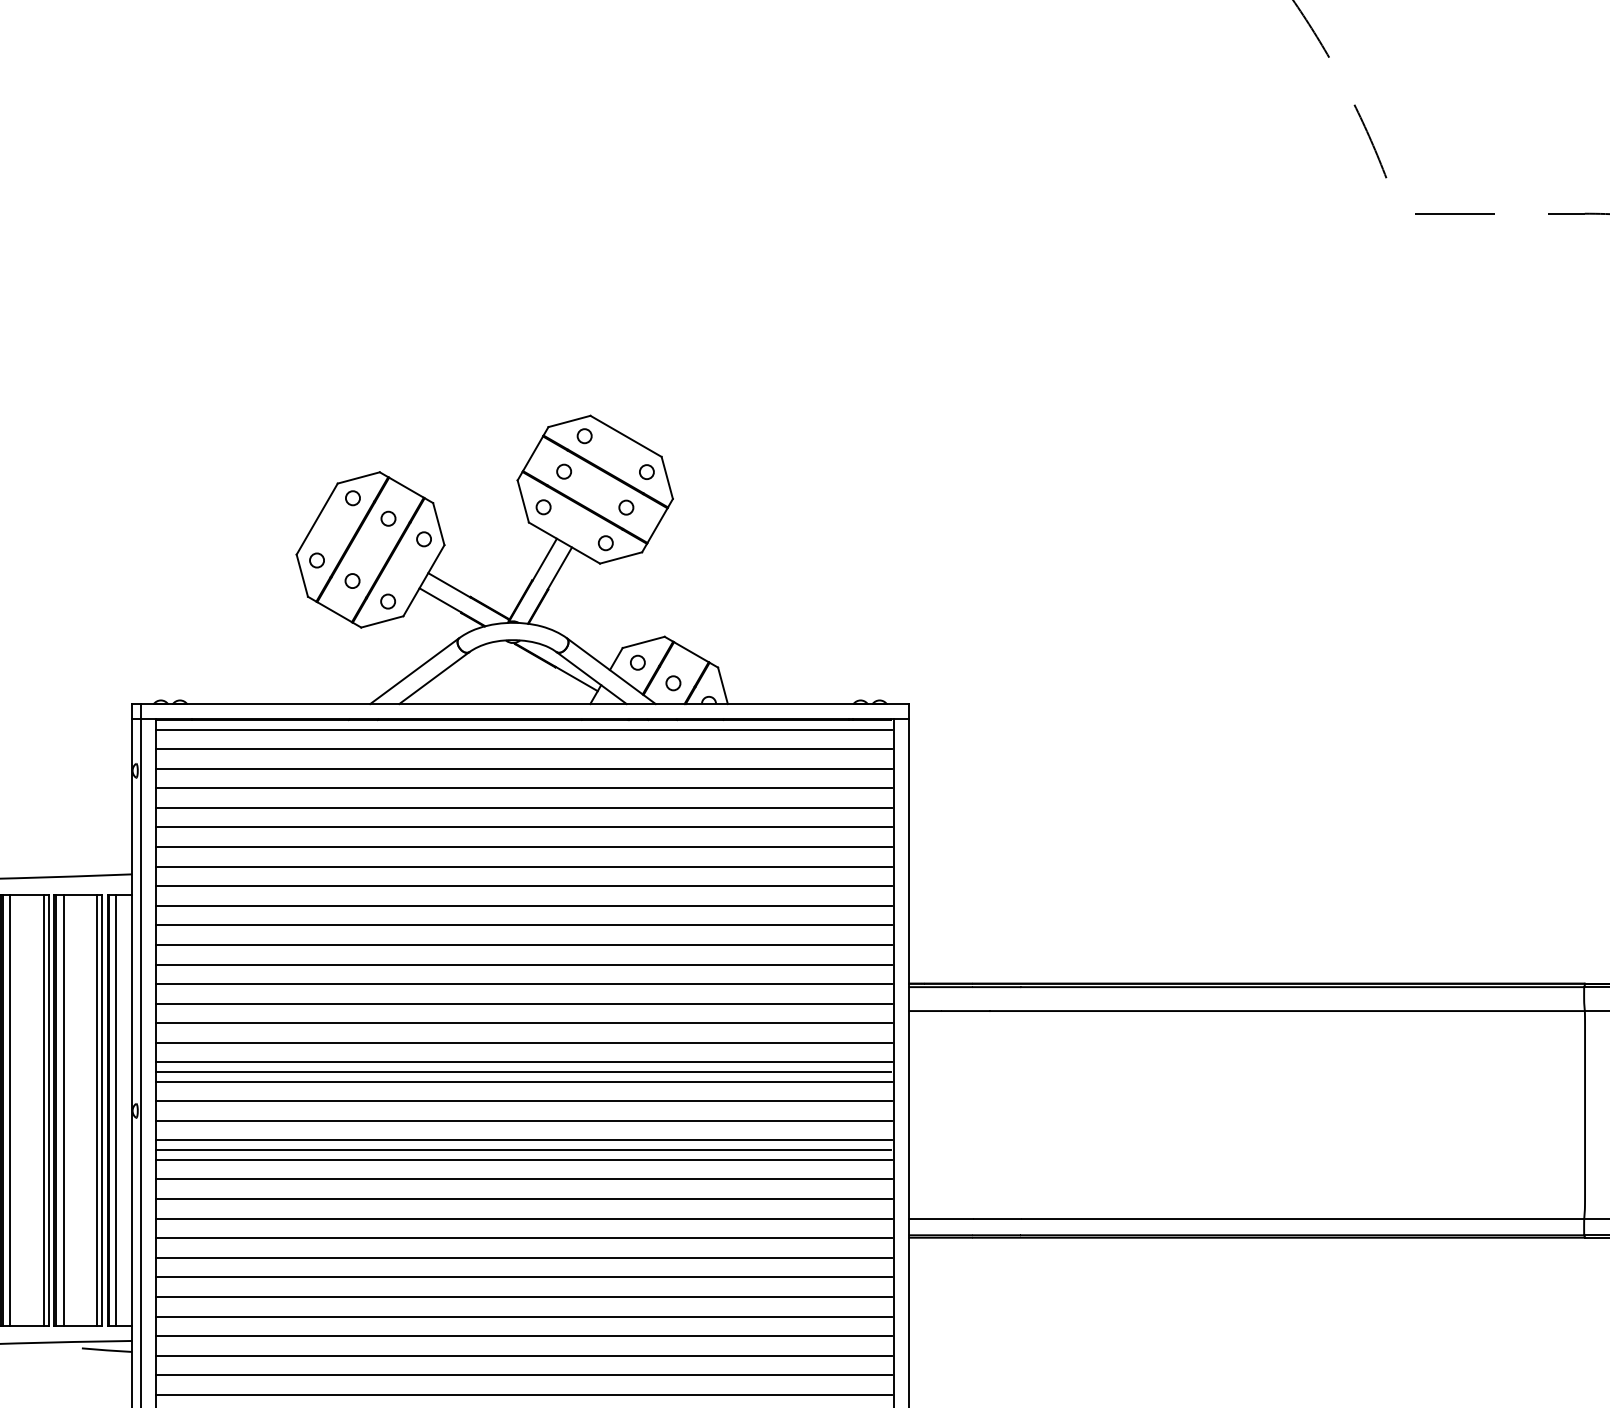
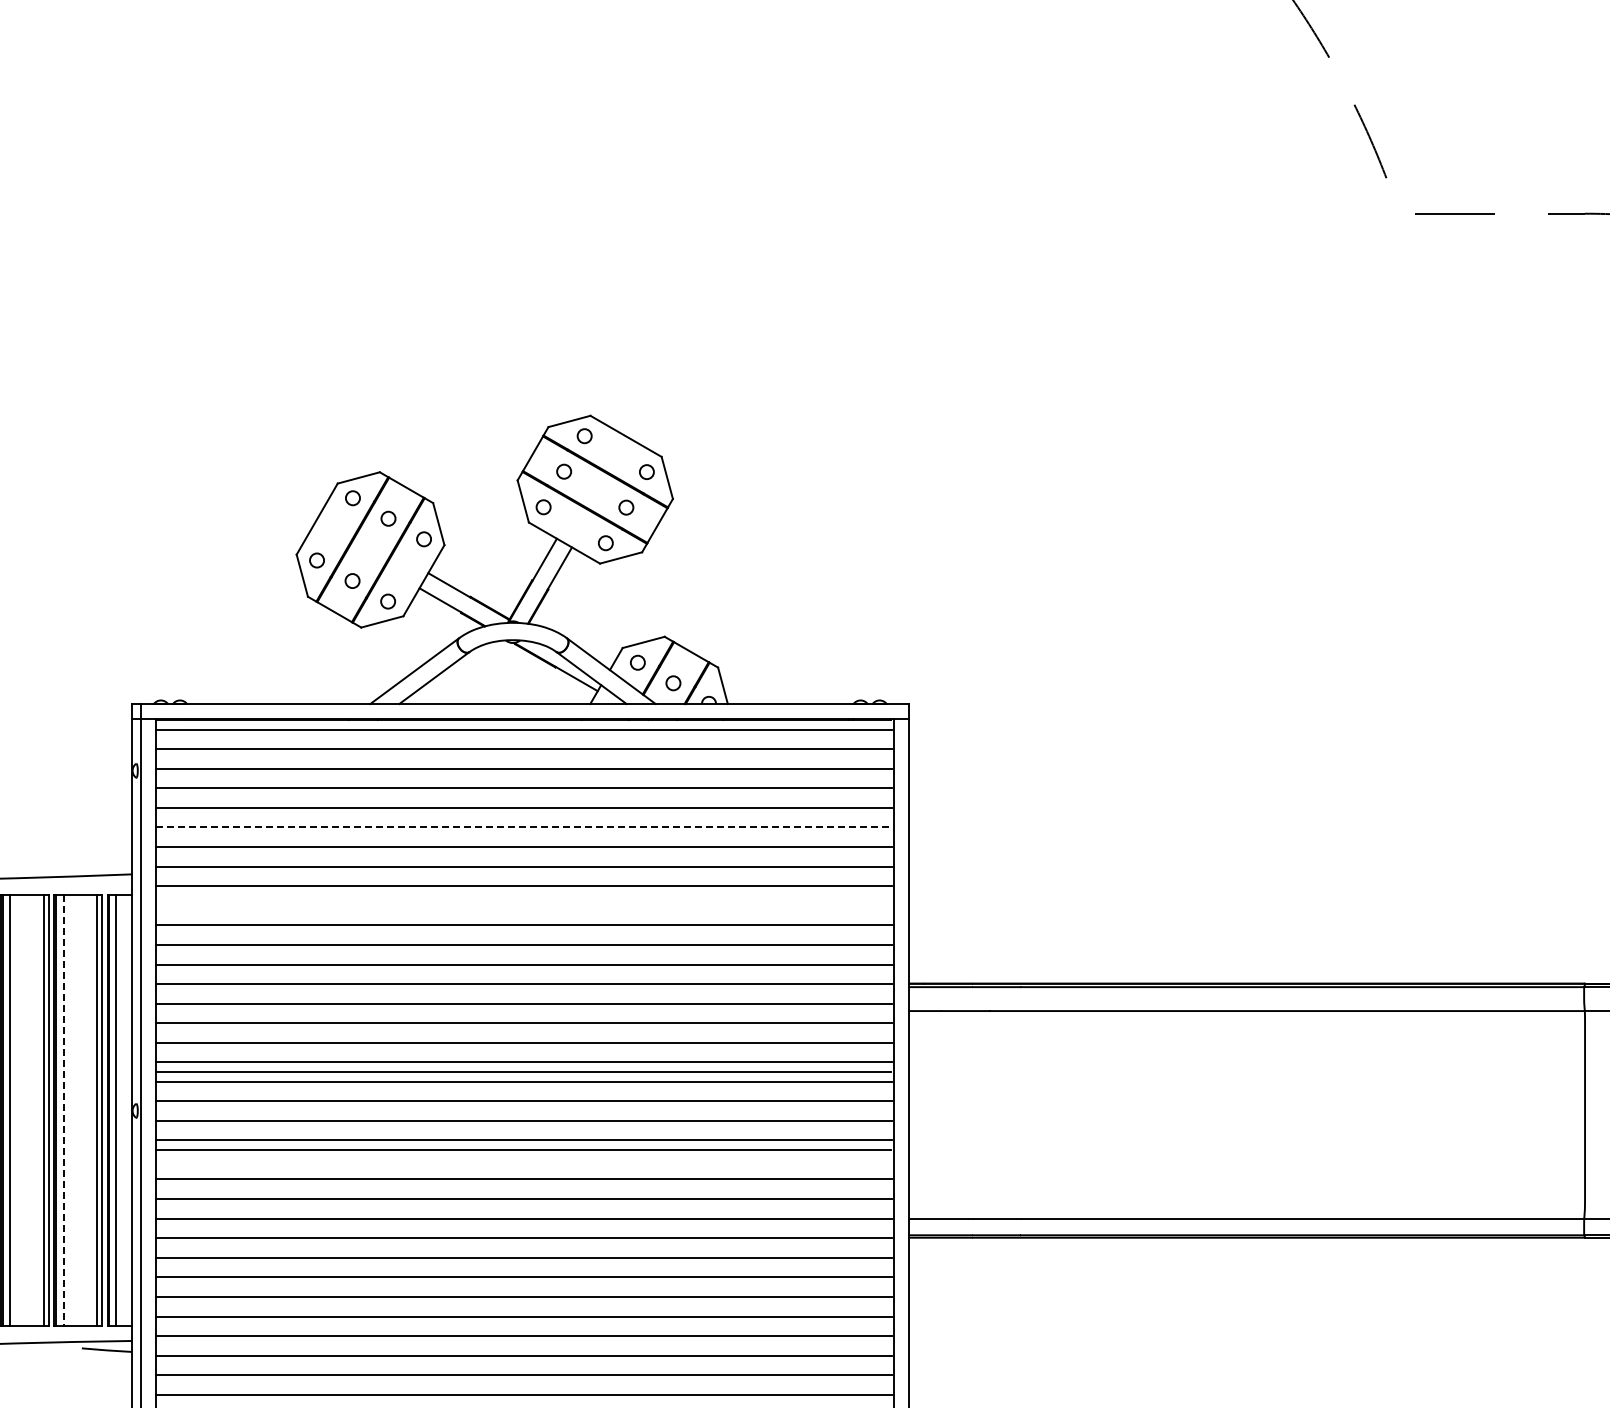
line: solid -> dashed (524, 827)
line: present -> none (523, 905)
line: solid -> dashed (63, 1110)
line: present -> none (523, 1160)
